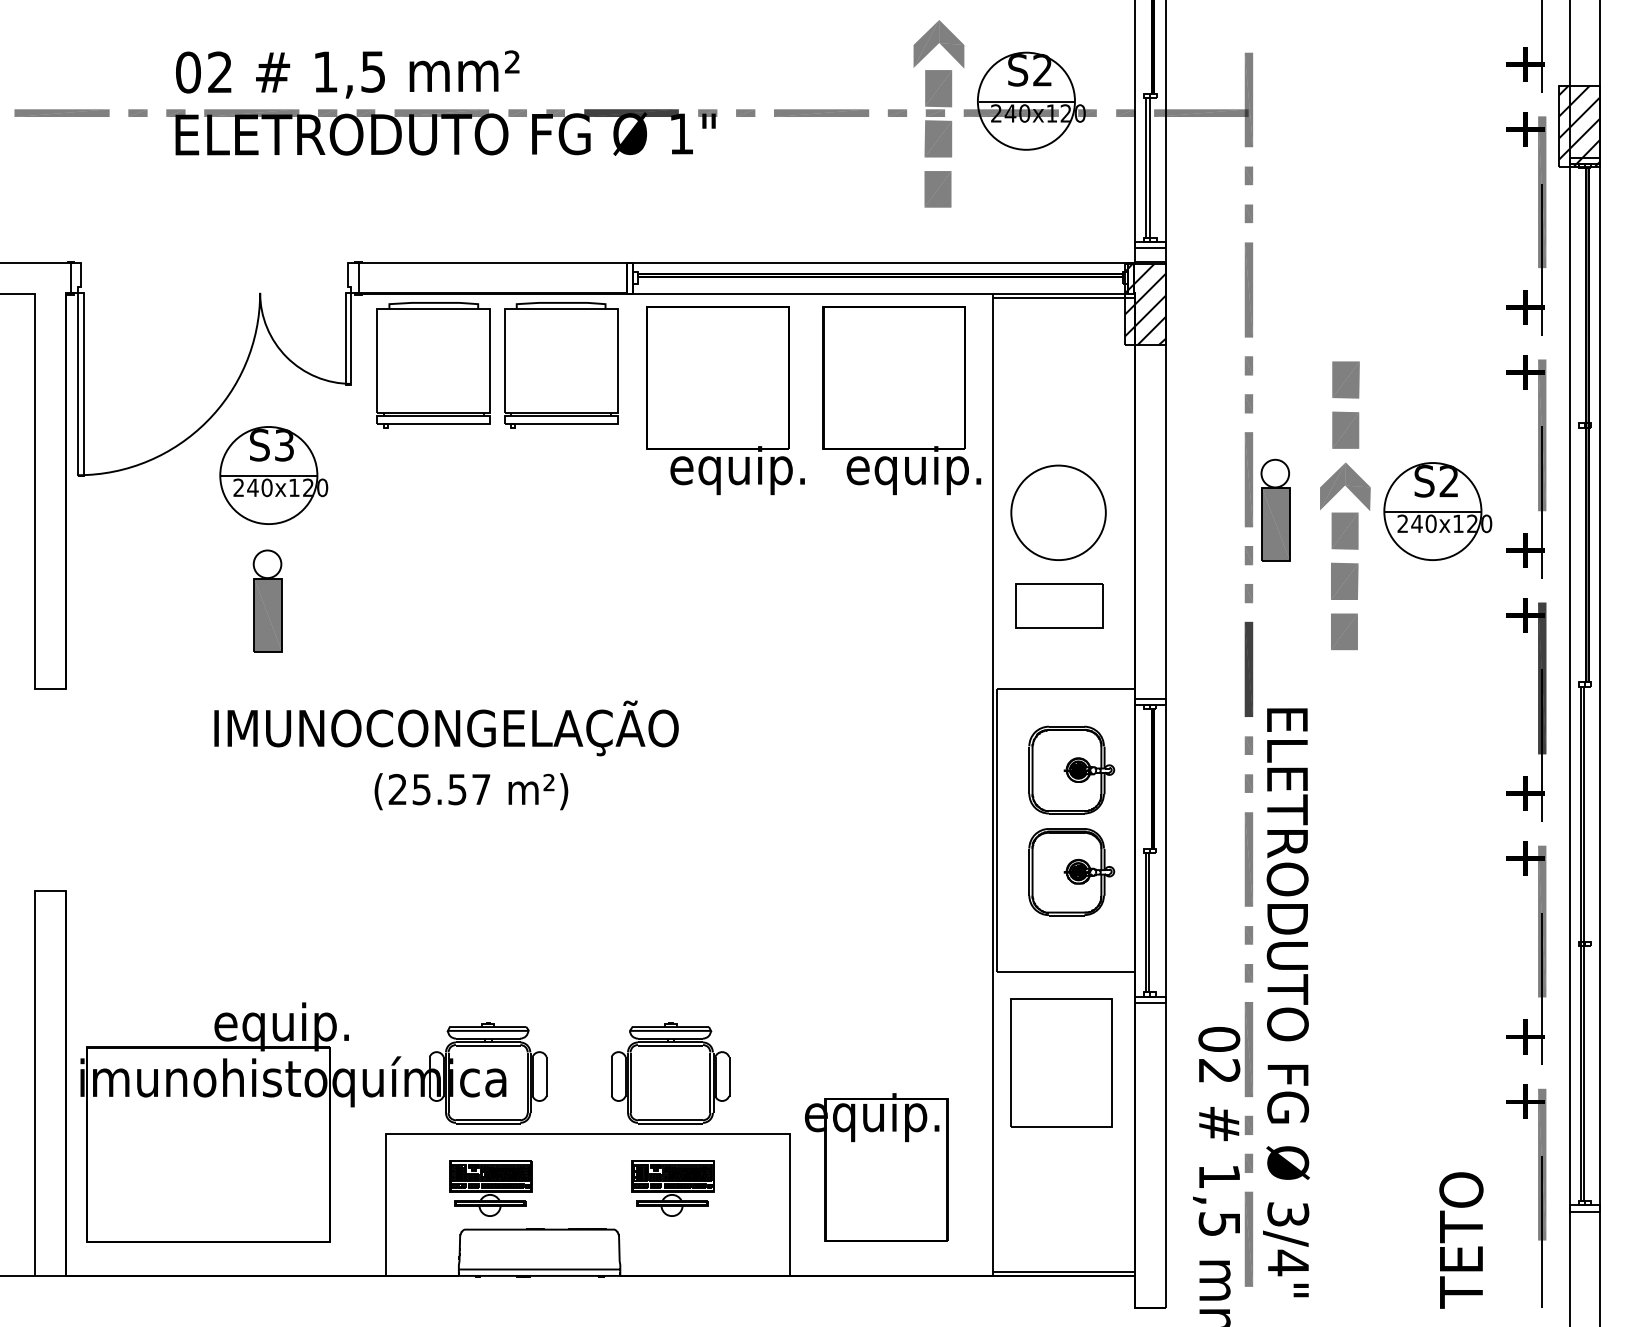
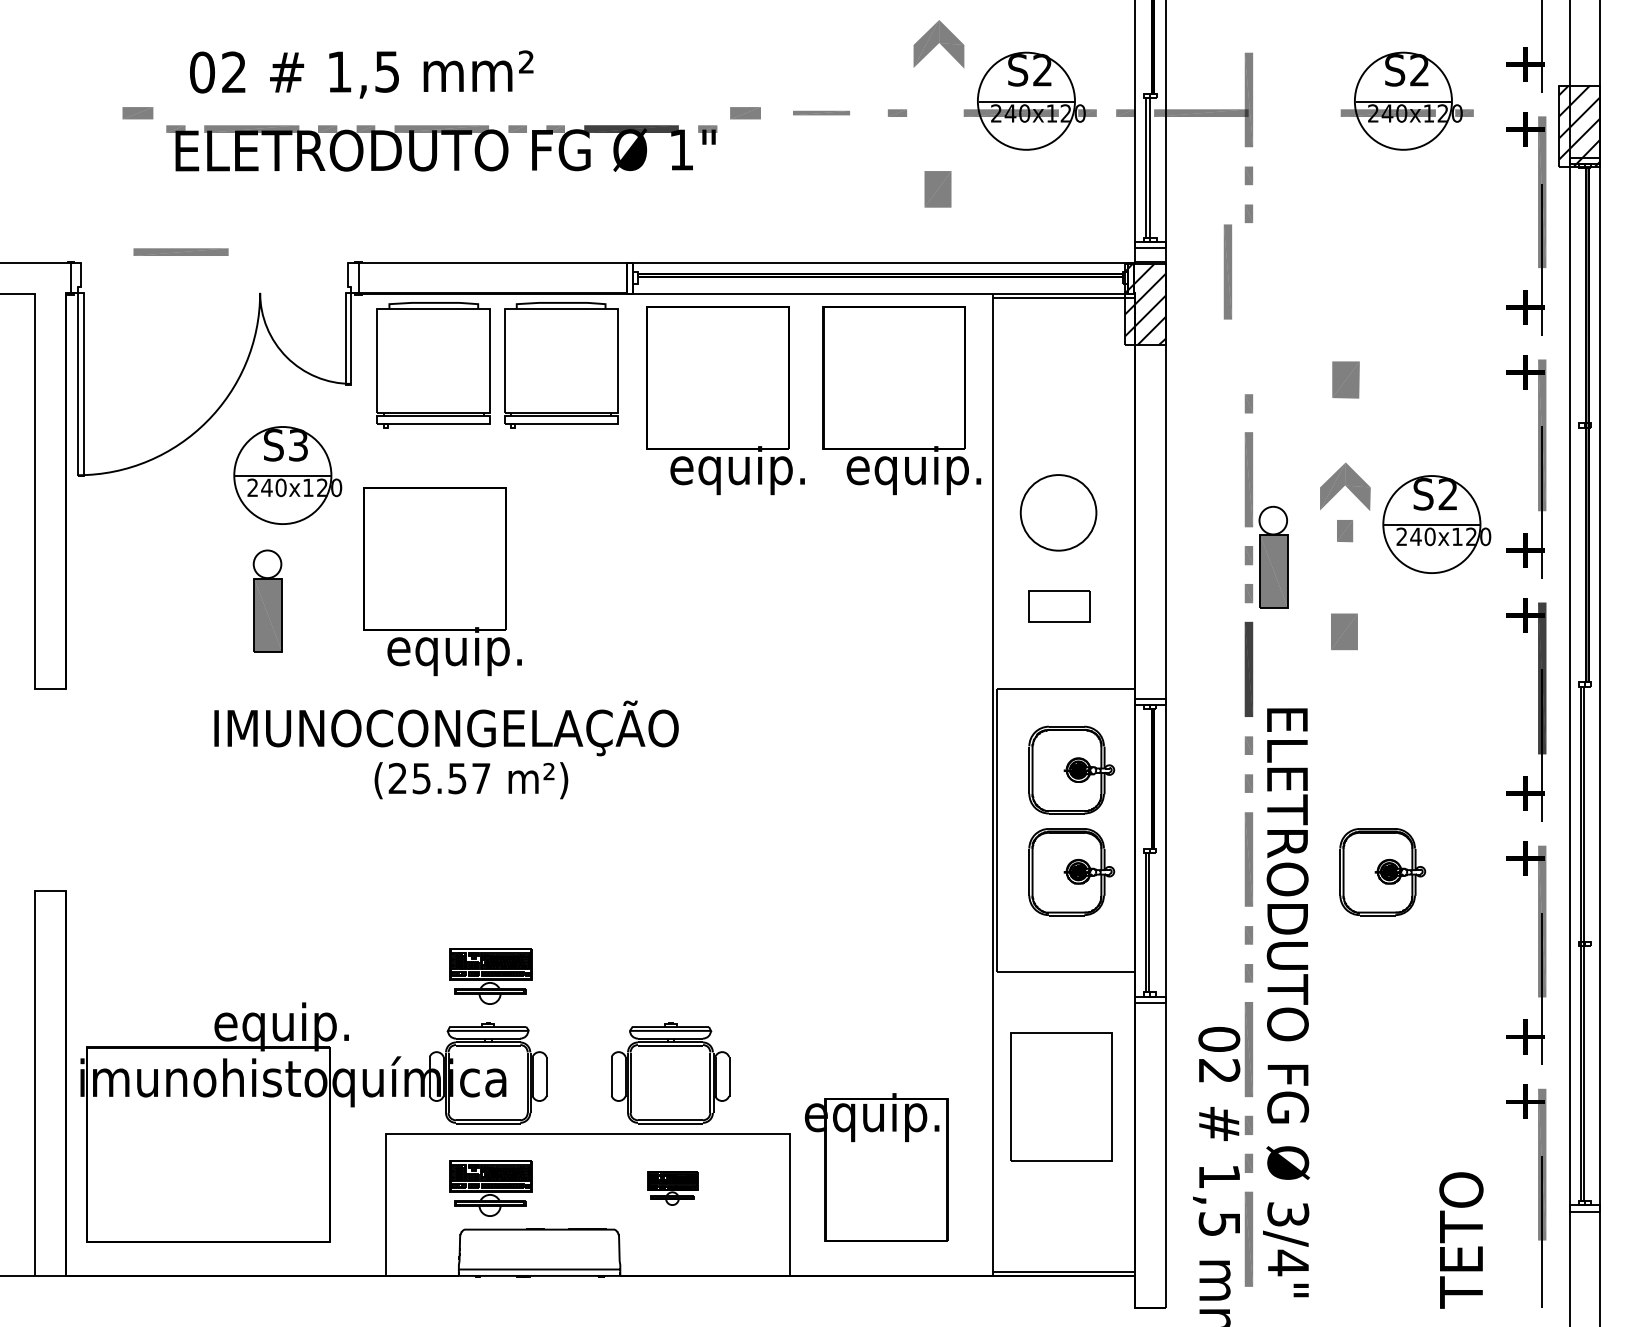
text position: (347, 74) -> (361, 74) (361, 74)
part: none -> present (1406, 100)
part position: (61, 112) -> (180, 251) (180, 251)
part size: 20x8 px -> 32x13 px (137, 113)
part size: 20x8 px -> 31x13 px (745, 113)
part size: 95x8 px -> 57x5 px (821, 113)
part: present -> none (937, 113)
text position: (441, 132) -> (441, 148) (441, 148)
part position: (1248, 289) -> (1227, 271) (1227, 271)
part: present -> none (1248, 365)
part: present -> none (1345, 429)
part position: (273, 475) -> (287, 475) (287, 475)
part position: (1275, 509) -> (1273, 556) (1273, 556)
part position: (1437, 511) -> (1436, 524) (1436, 524)
circle diameter: 95 px -> 76 px (1058, 512)
part size: 28x38 px -> 16x23 px (1344, 531)
part: present -> none (1344, 580)
part: none -> present (442, 581)
part size: 89x46 px -> 63x33 px (1059, 606)
text position: (471, 791) -> (471, 780) (471, 780)
part: none -> present (1382, 872)
part: none -> present (490, 976)
part position: (1061, 1062) -> (1061, 1096) (1061, 1096)
part size: 84x57 px -> 52x35 px (672, 1188)
